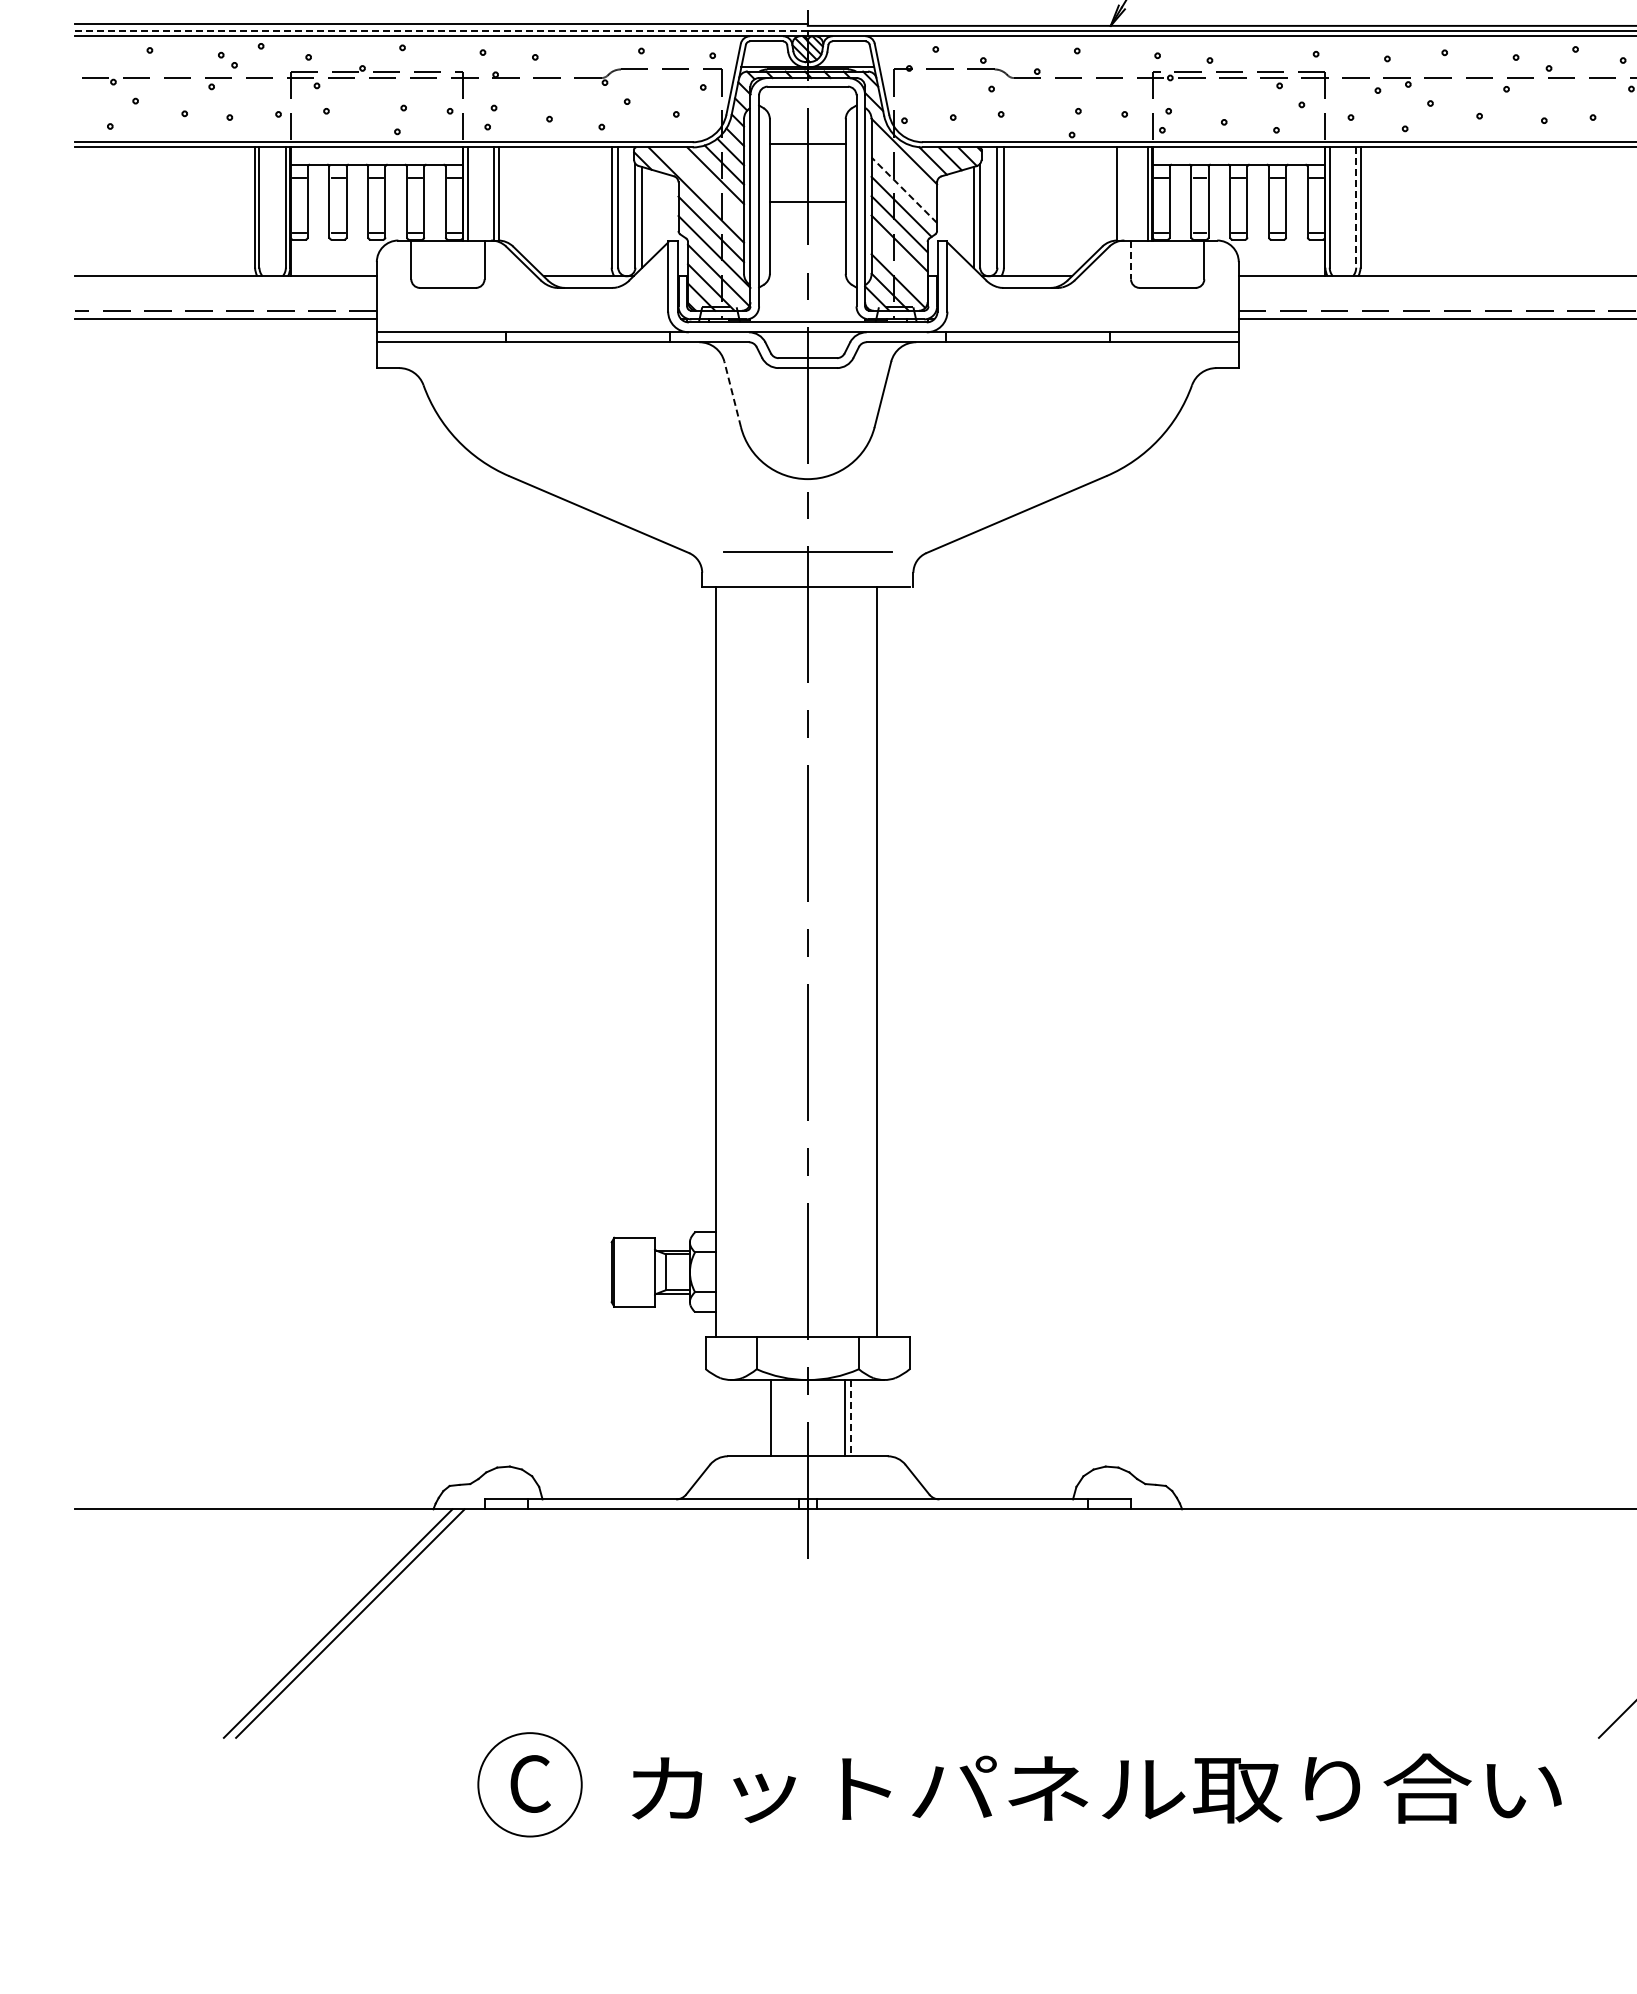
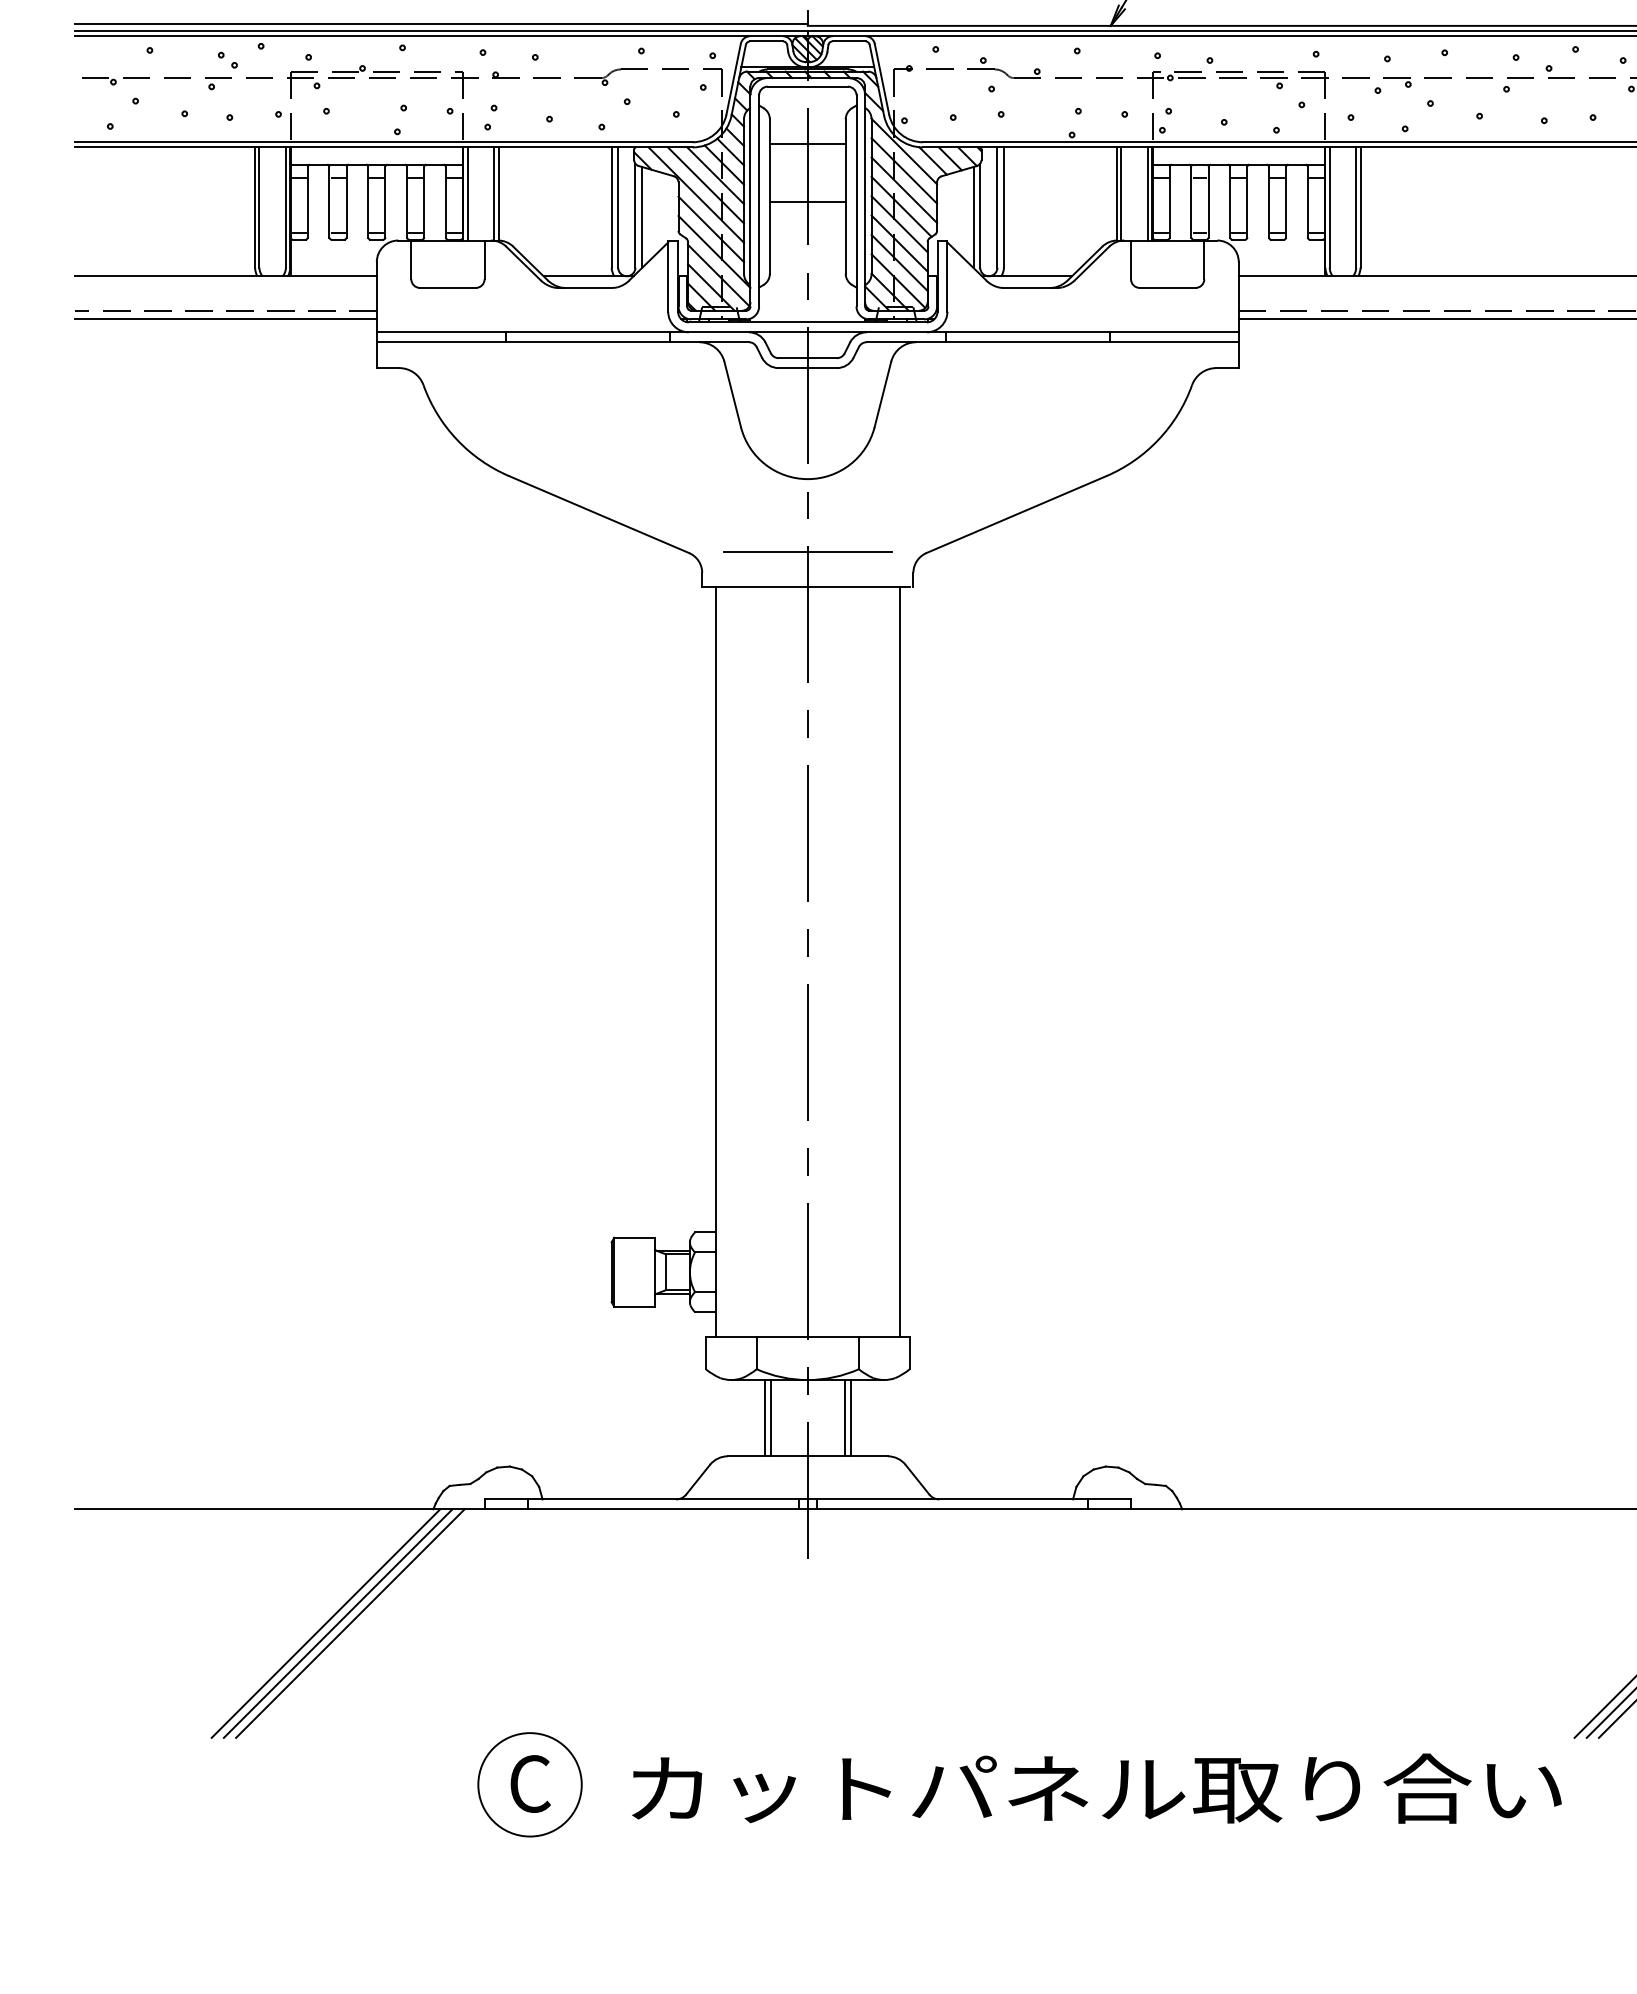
line: dashed -> solid (440, 31)
line: none -> present (904, 170)
line: none -> present (706, 185)
line: dashed -> solid (904, 189)
line: none -> present (1121, 193)
line: dashed -> solid (1356, 208)
line: dashed -> solid (1131, 260)
line: none -> present (899, 262)
line: dashed -> solid (732, 394)
line position: (876, 961) -> (899, 961) (899, 961)
line: none -> present (764, 1418)
line: dashed -> solid (850, 1418)
line: none -> present (325, 1623)
line: none -> present (1603, 1708)
line: none -> present (1609, 1714)
